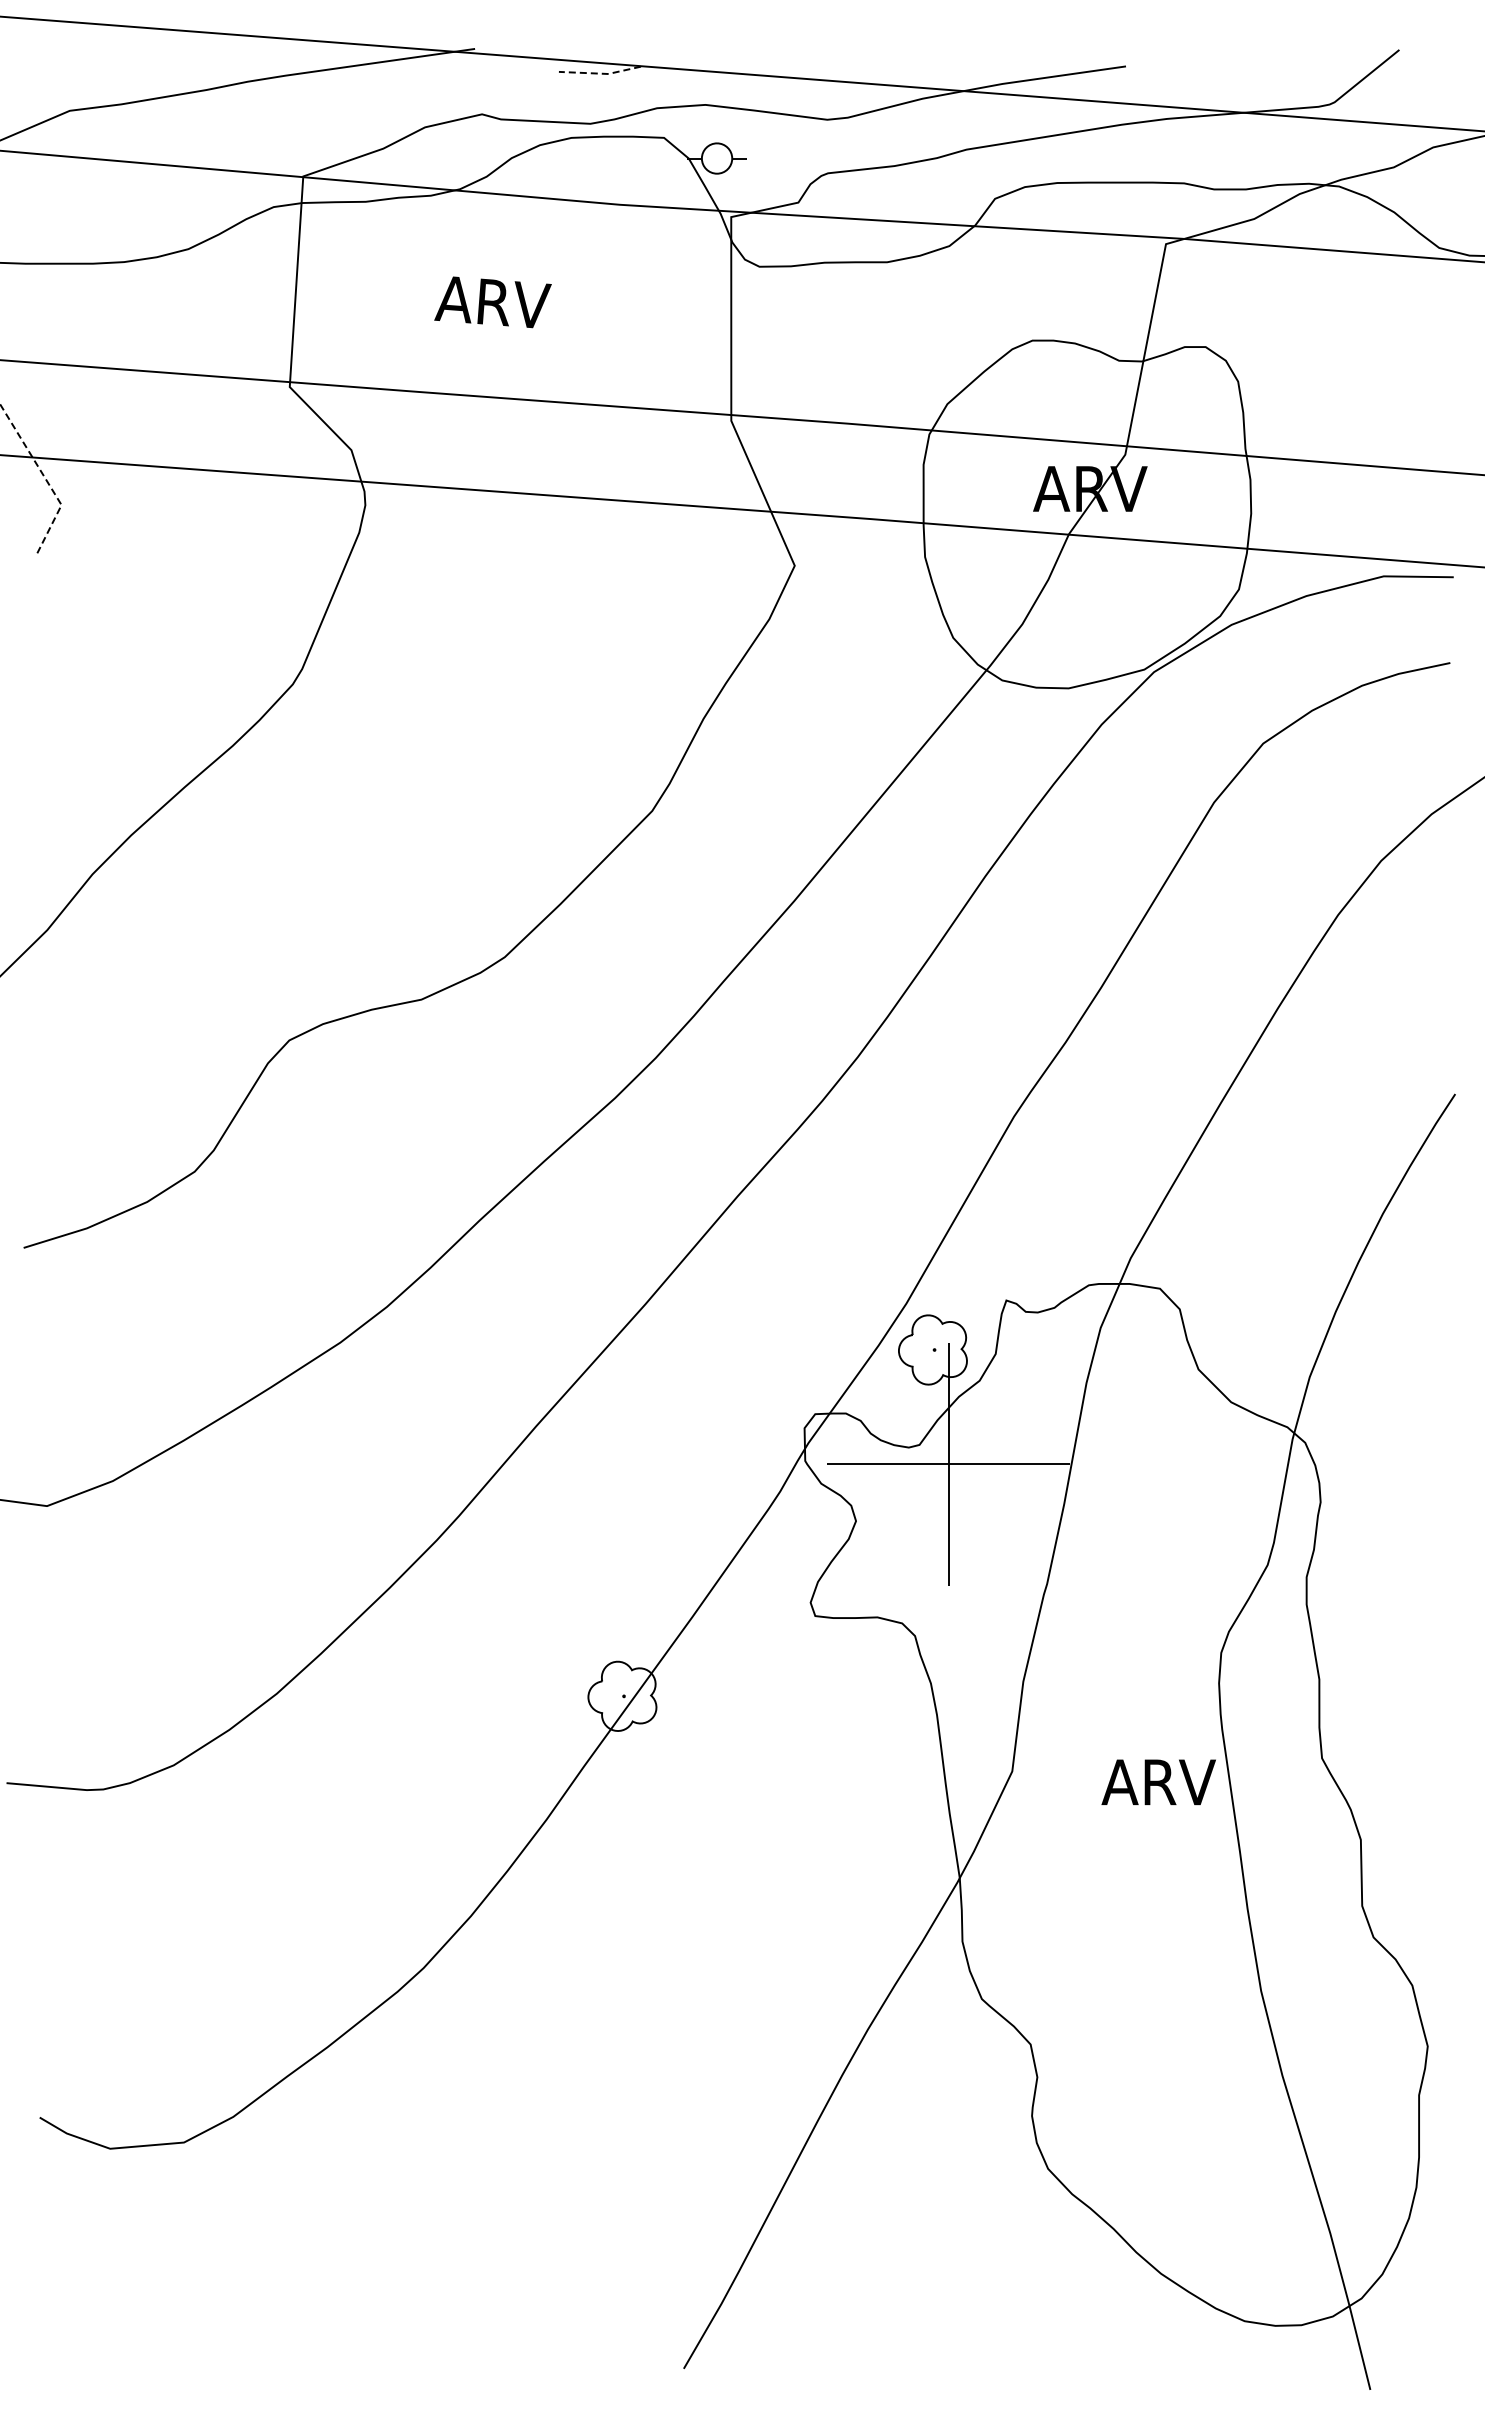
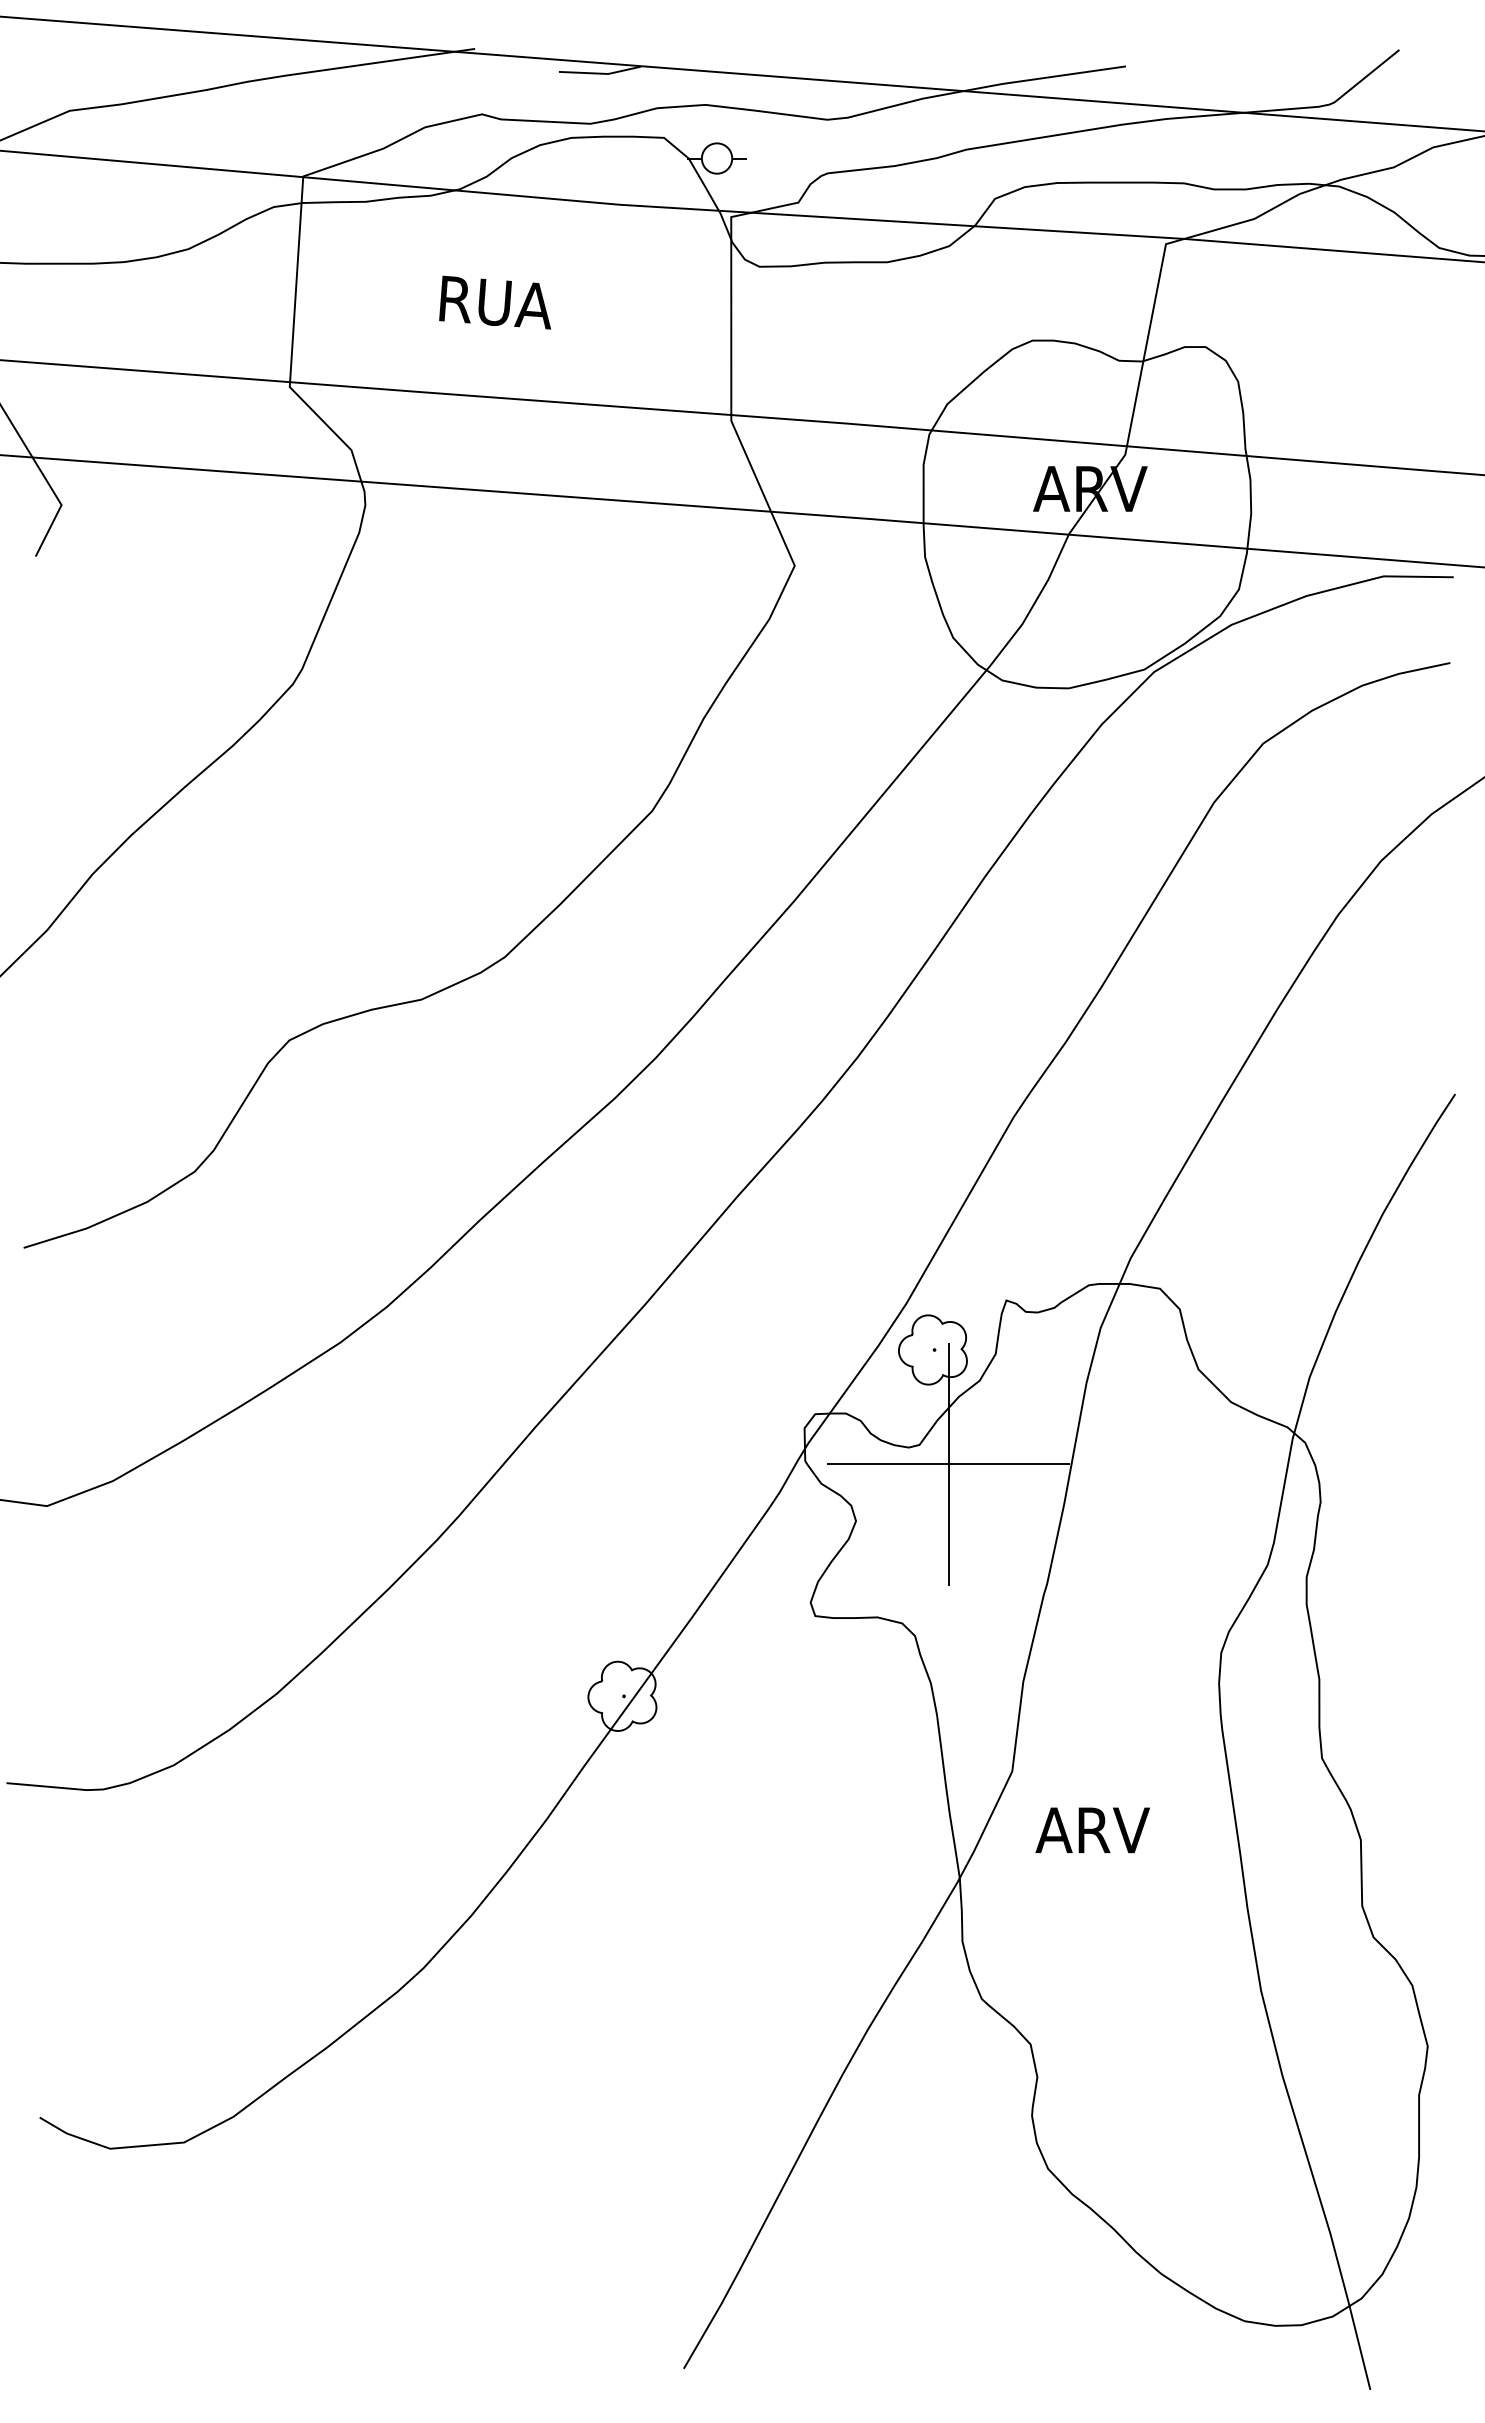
line: dashed -> solid (600, 73)
text: ARV -> RUA (492, 302)
line: dashed -> solid (46, 479)
text position: (1158, 1782) -> (1092, 1830) (1092, 1830)
